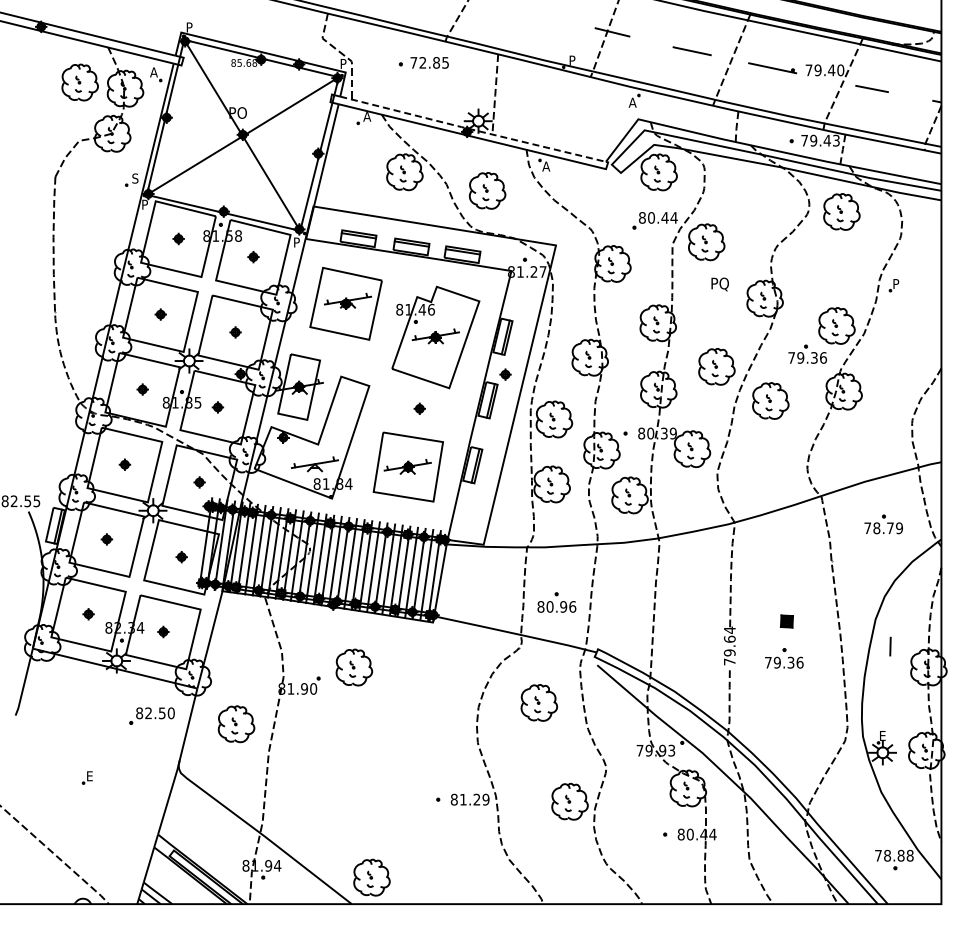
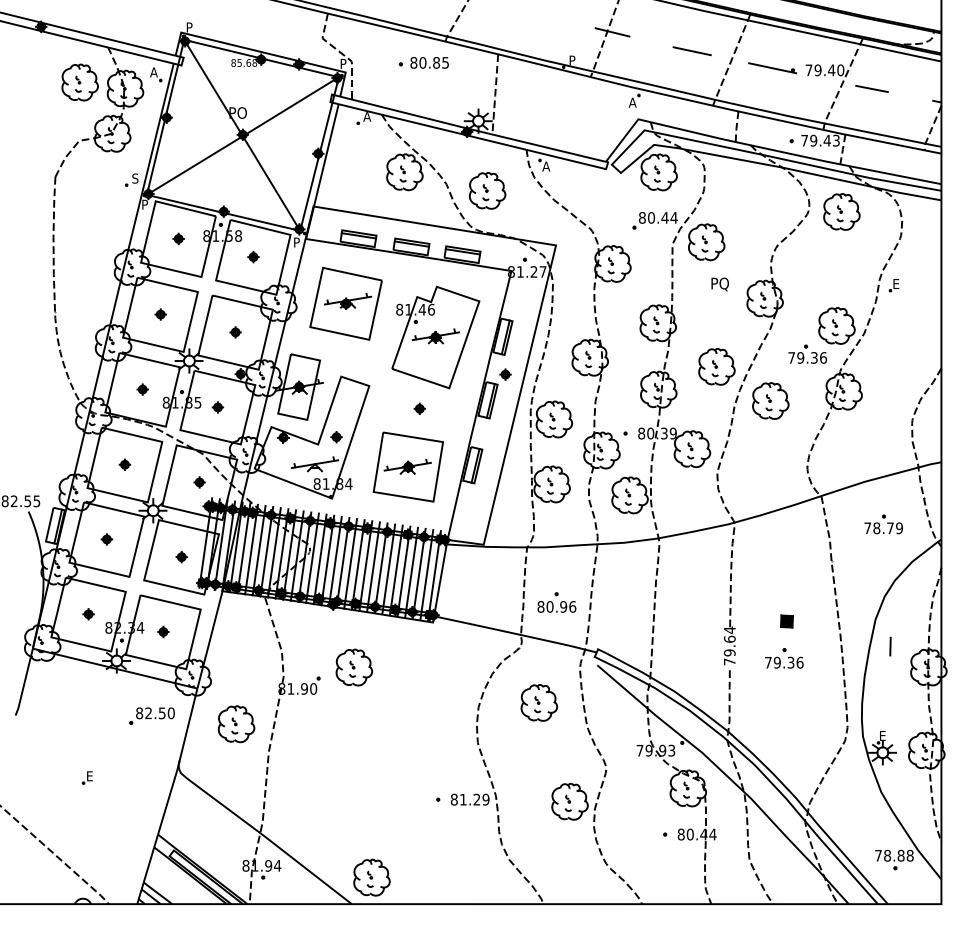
text: 72.85 -> 80.85 (418, 62)
line: dashed -> solid (472, 129)
text: P -> E (896, 283)
part: none -> present (336, 437)
